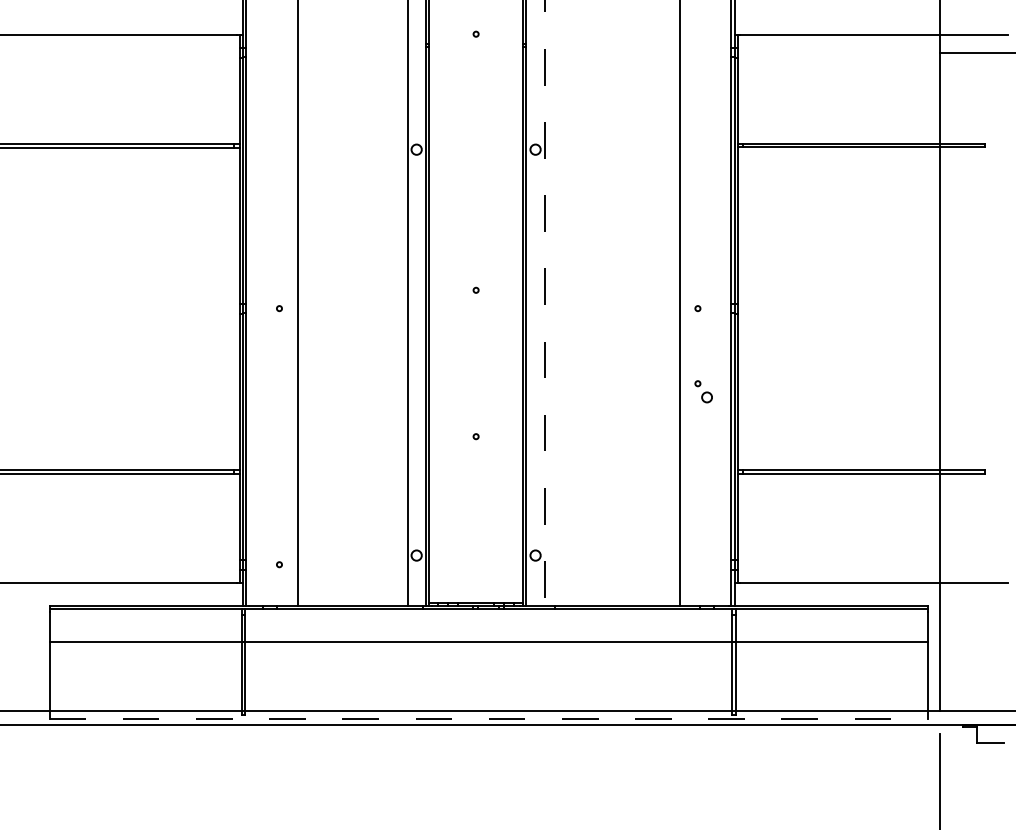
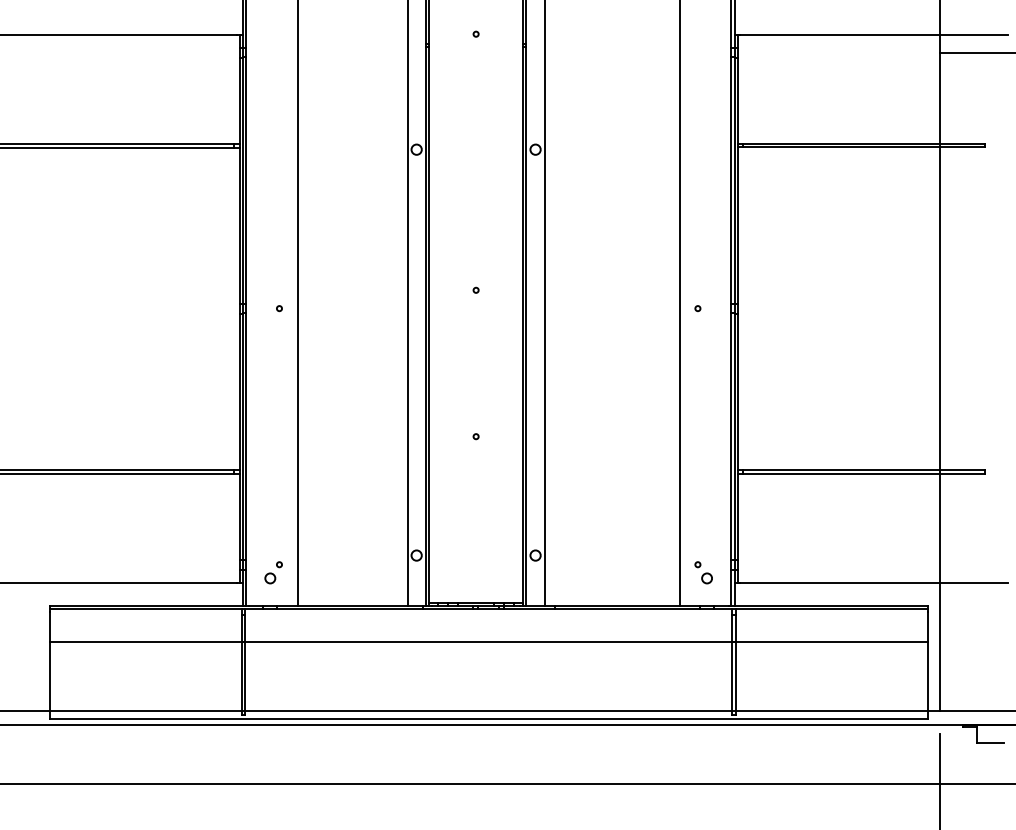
line: dashed -> solid (544, 303)
part position: (703, 391) -> (703, 572) (703, 572)
circle: none -> present (270, 578)
line: dashed -> solid (489, 718)
line: none -> present (507, 784)
